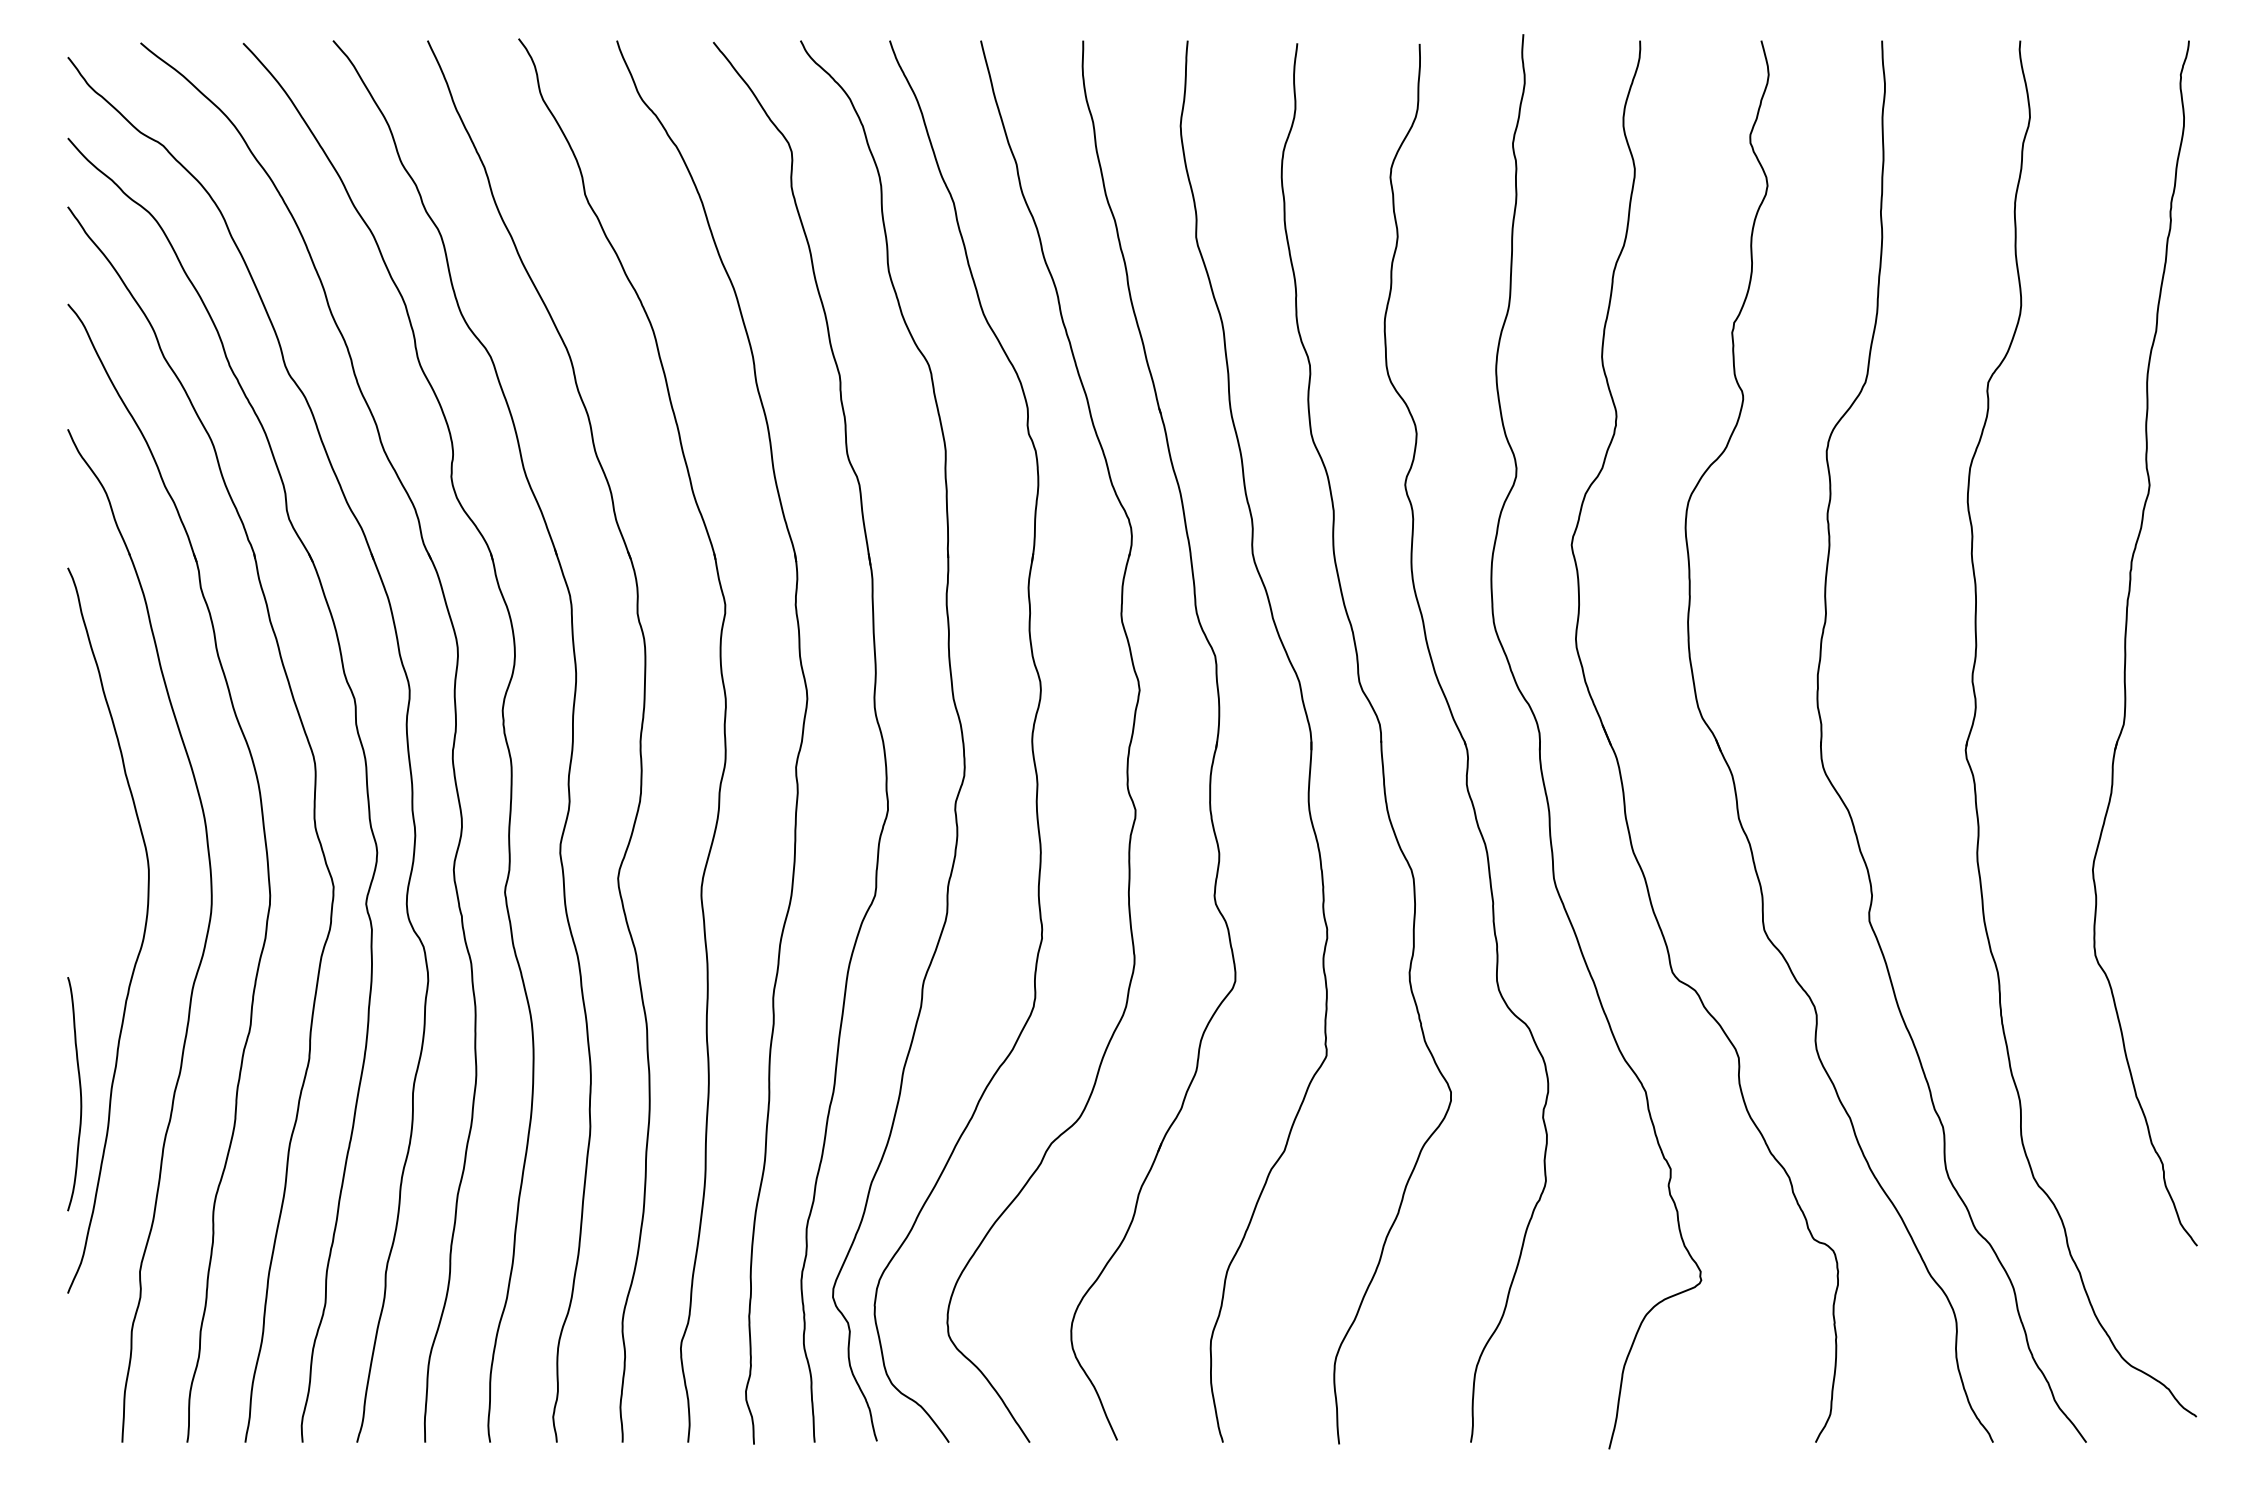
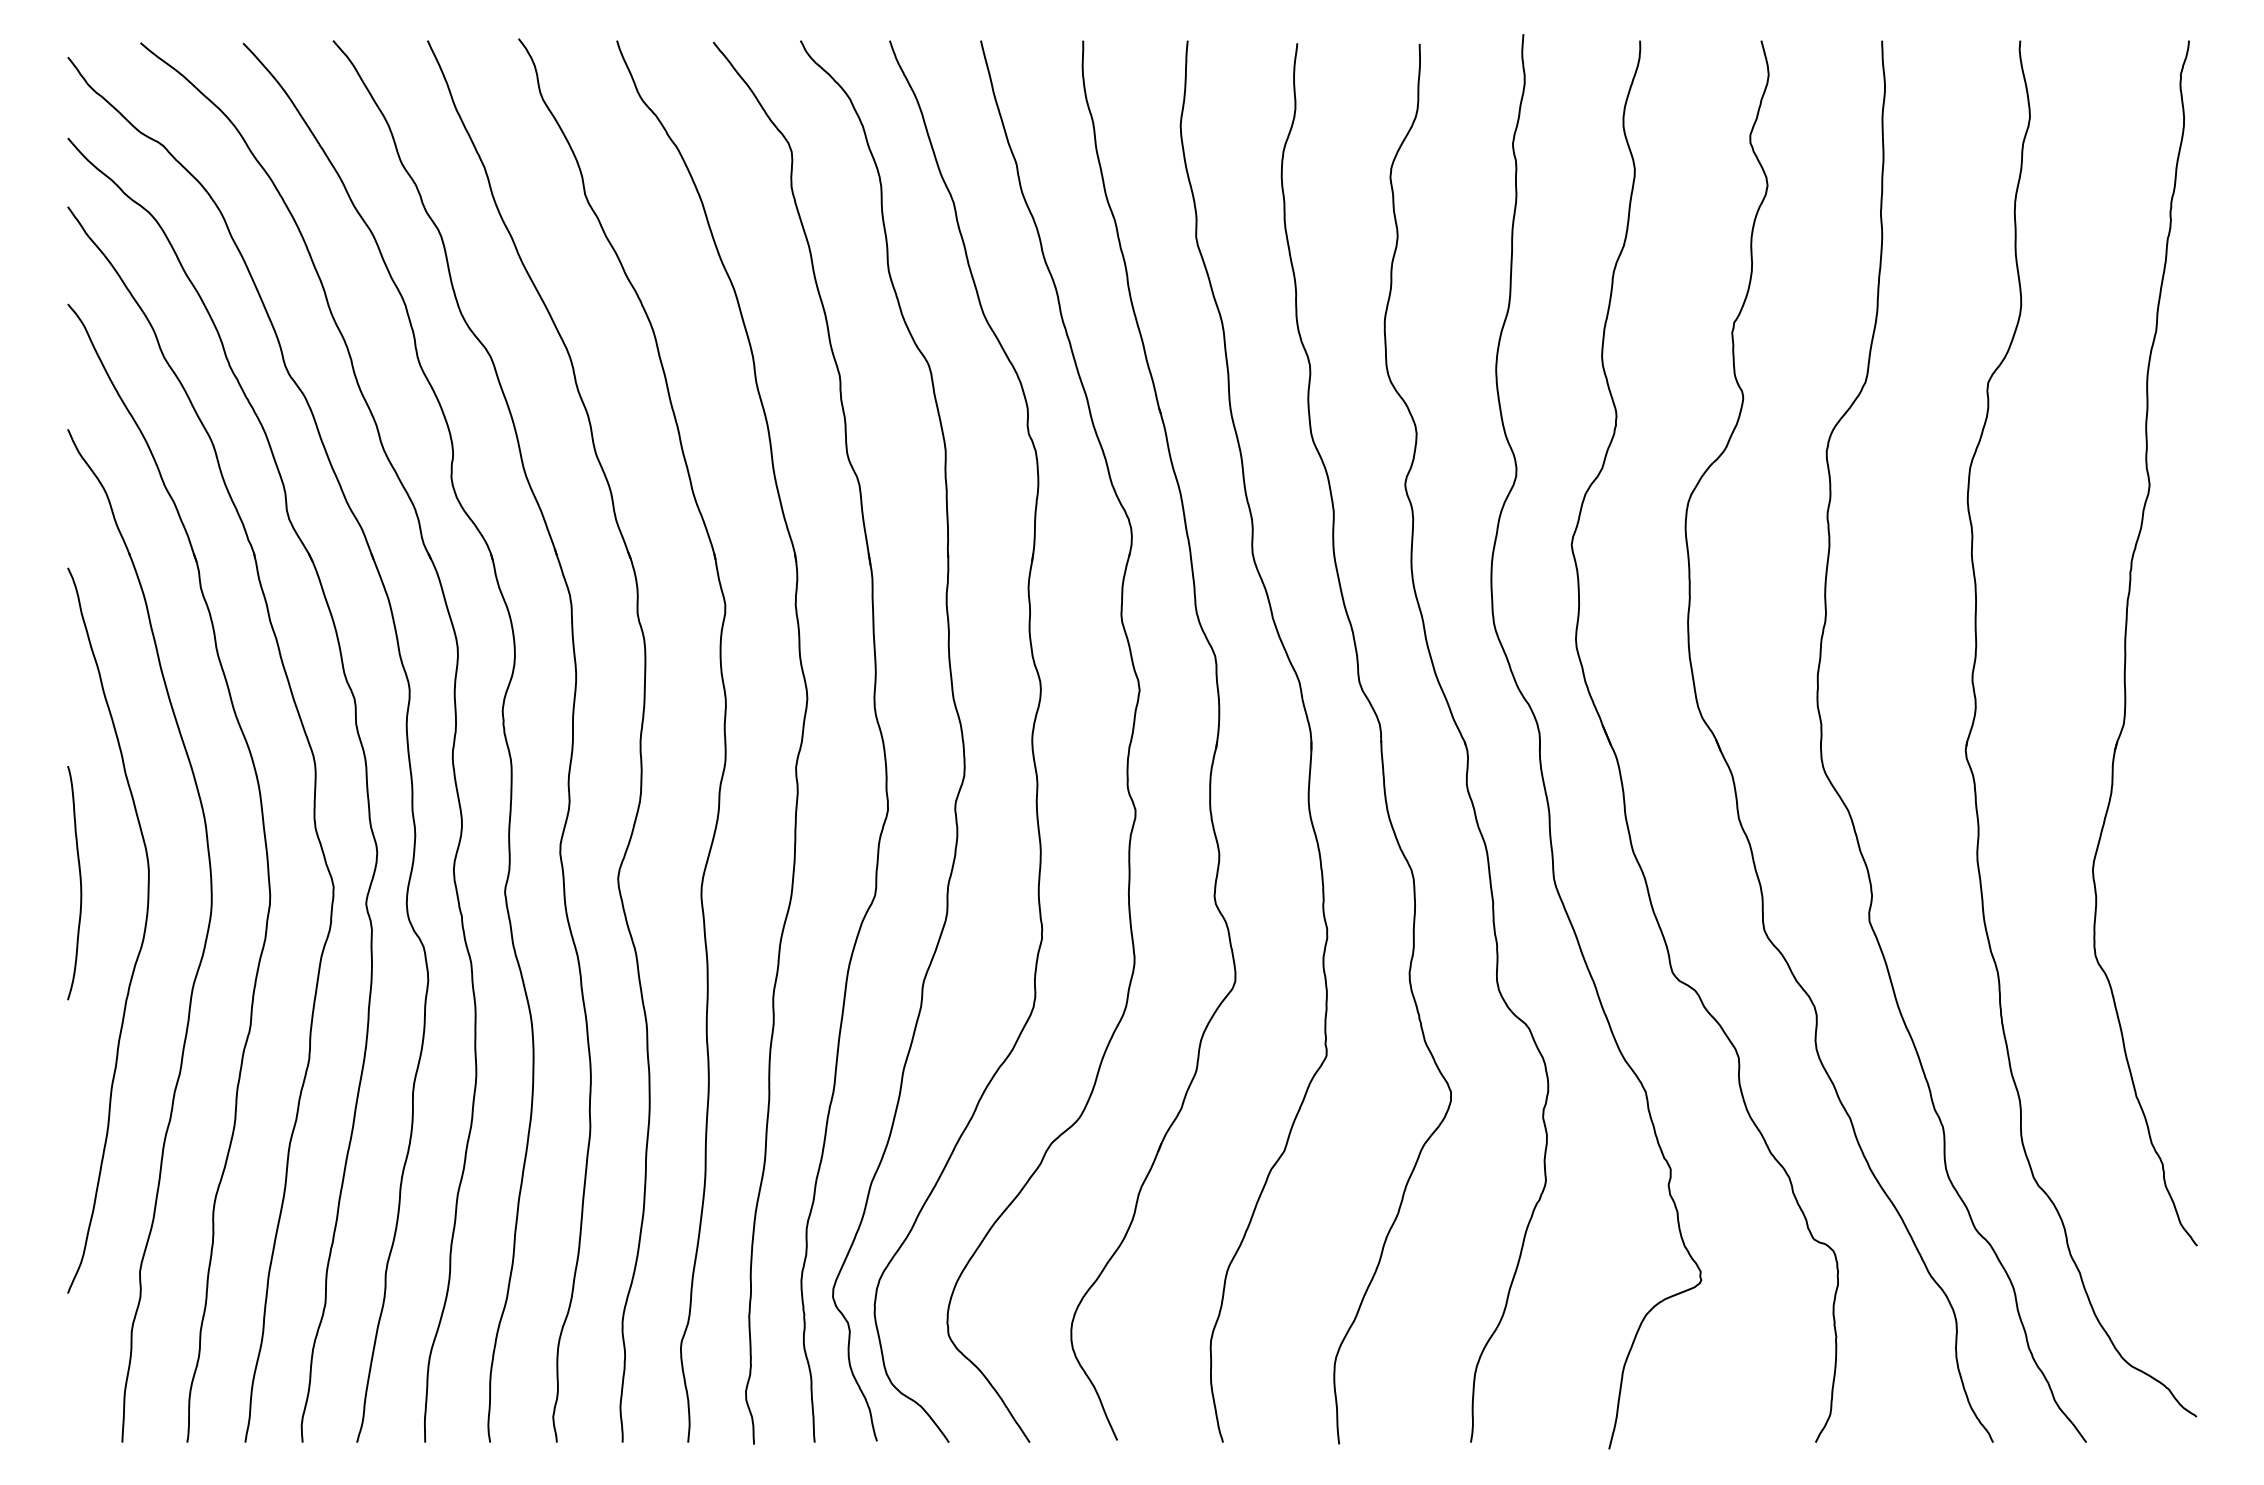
curve position: (79, 1091) -> (79, 880) (79, 880)
